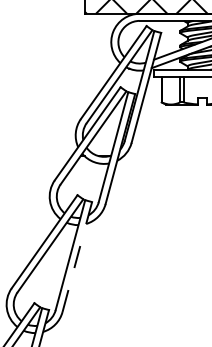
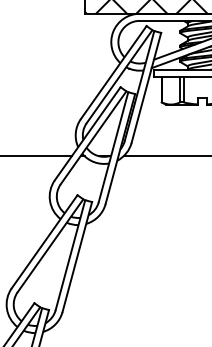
line: none -> present (36, 156)
line: none -> present (165, 156)
line: dashed -> solid (77, 257)
